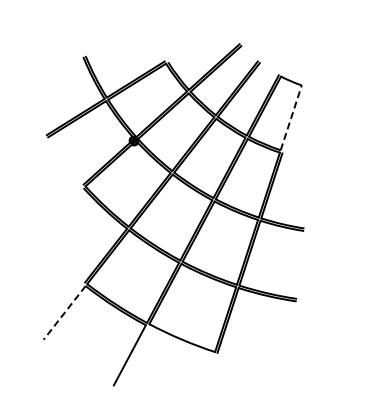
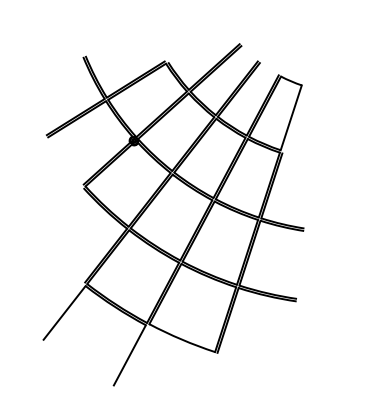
line: dashed -> solid (291, 117)
line: dashed -> solid (64, 313)
